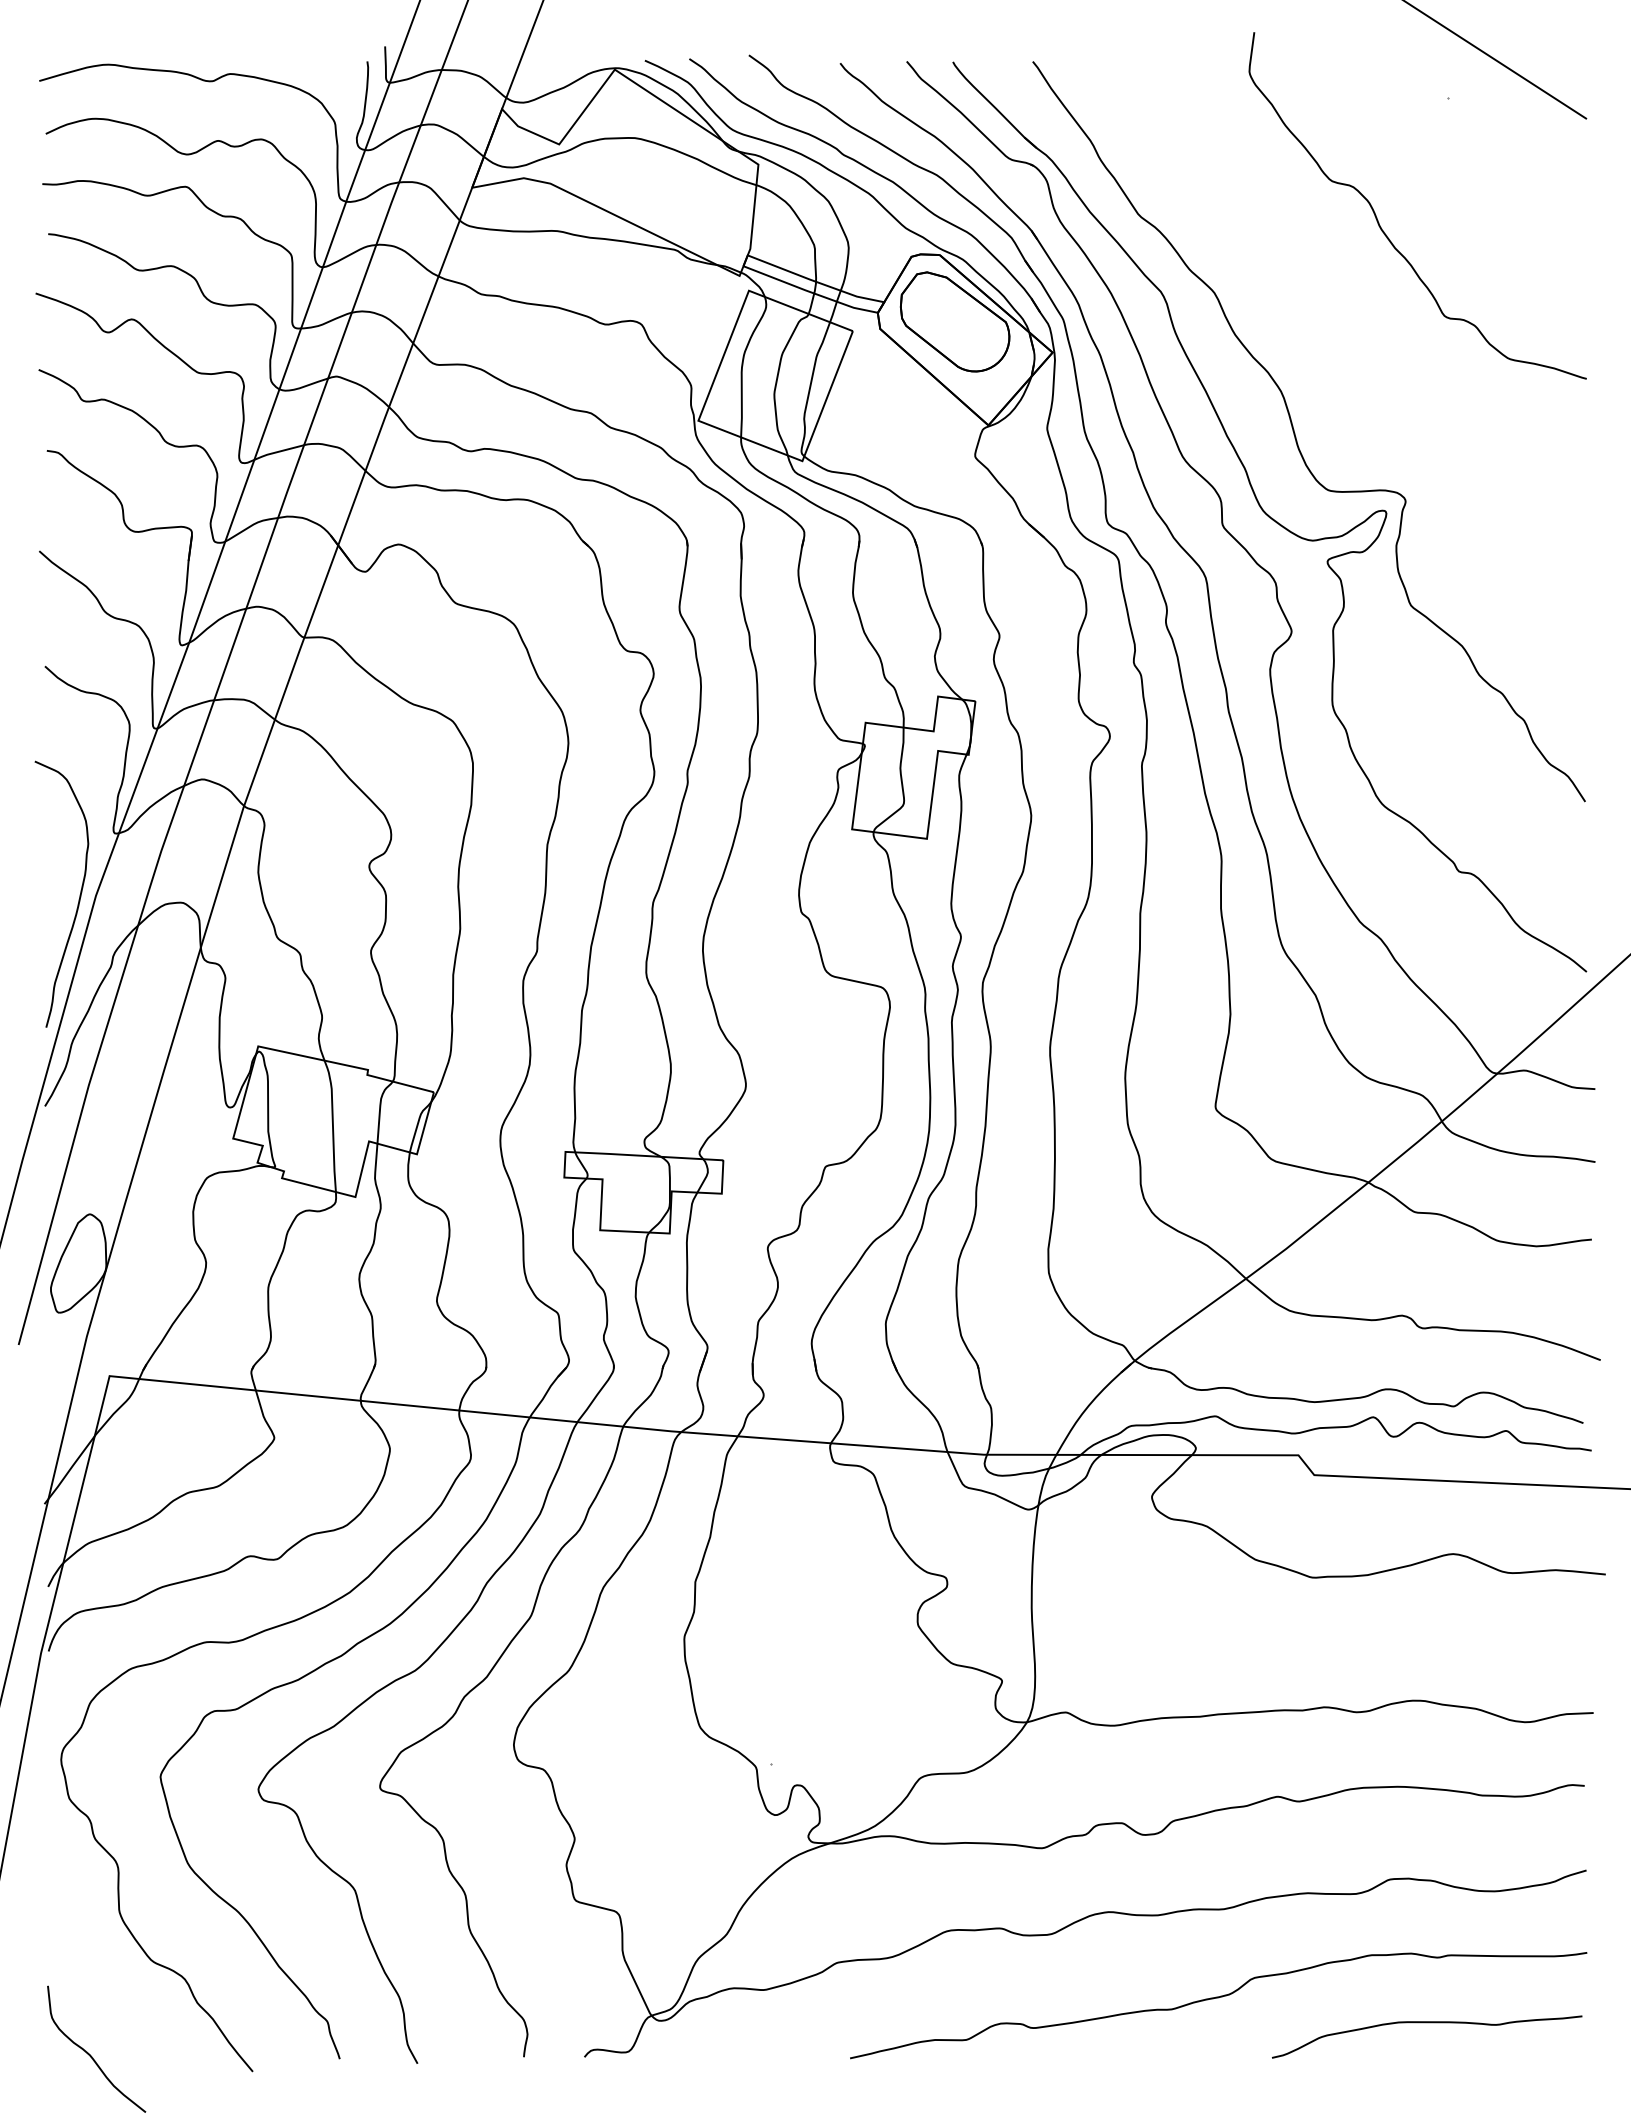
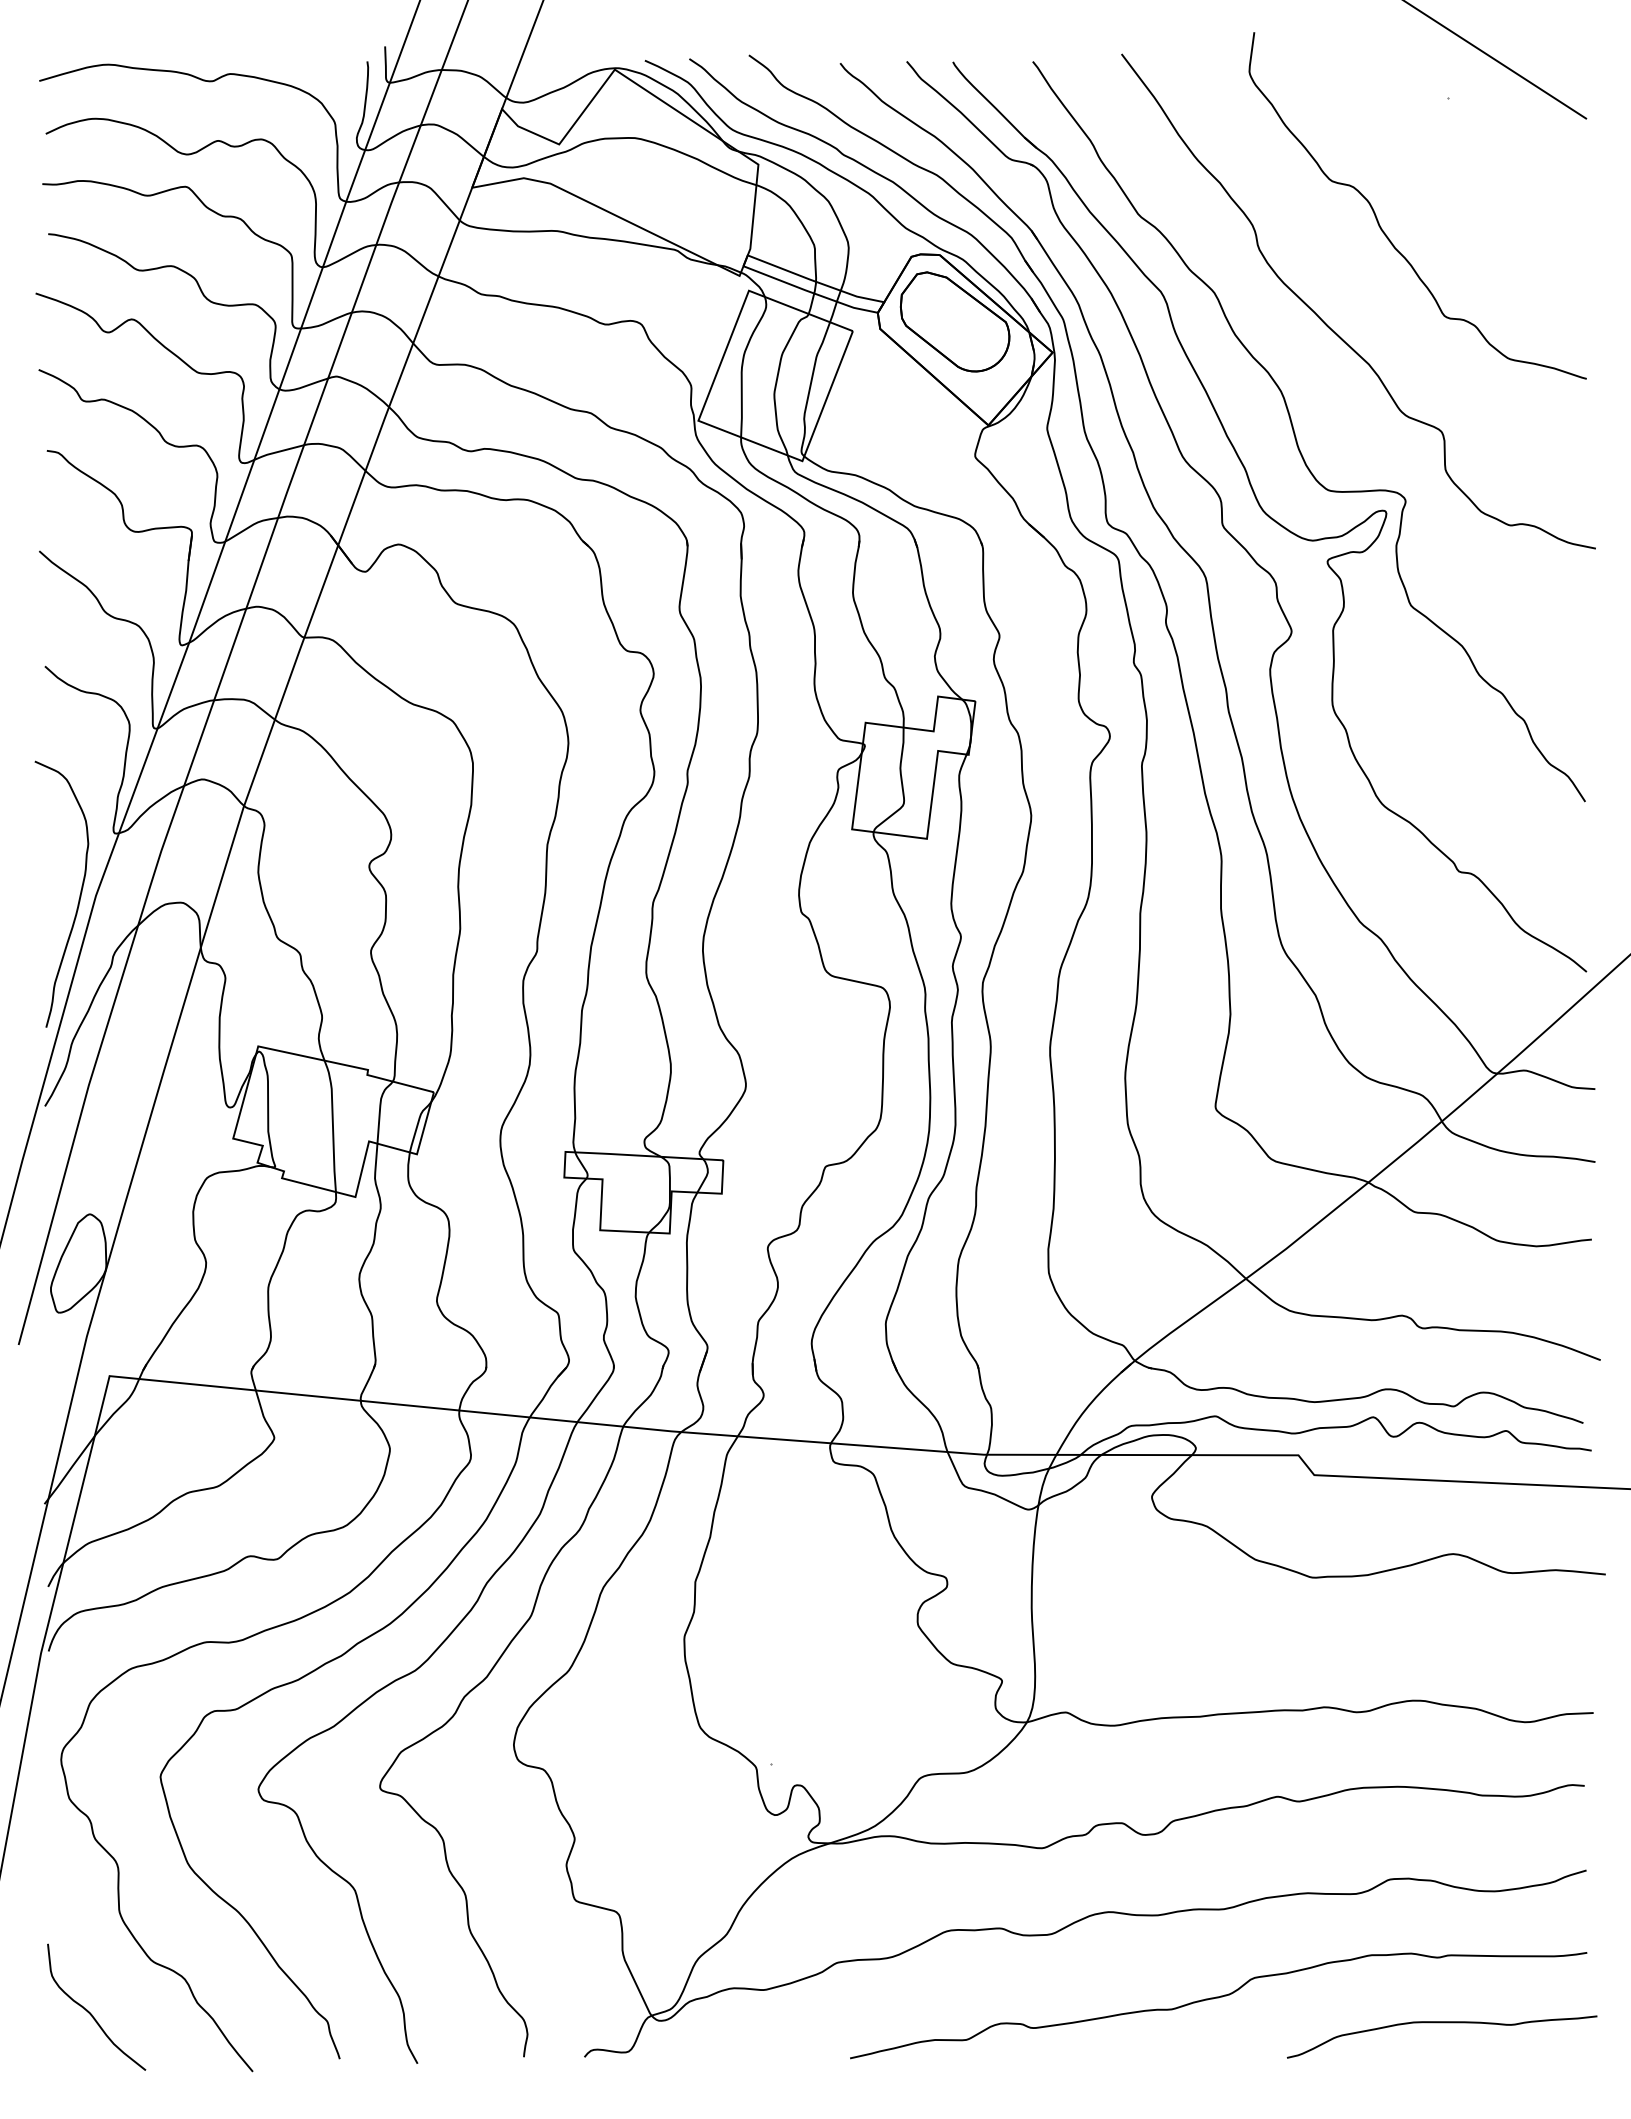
curve: none -> present (1336, 332)
curve position: (1427, 2023) -> (1442, 2023) (1442, 2023)
curve position: (90, 2054) -> (90, 2012) (90, 2012)
